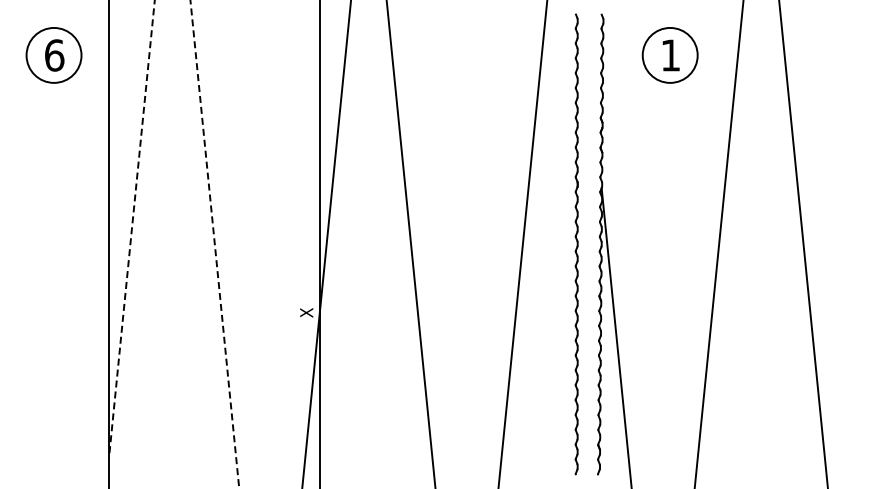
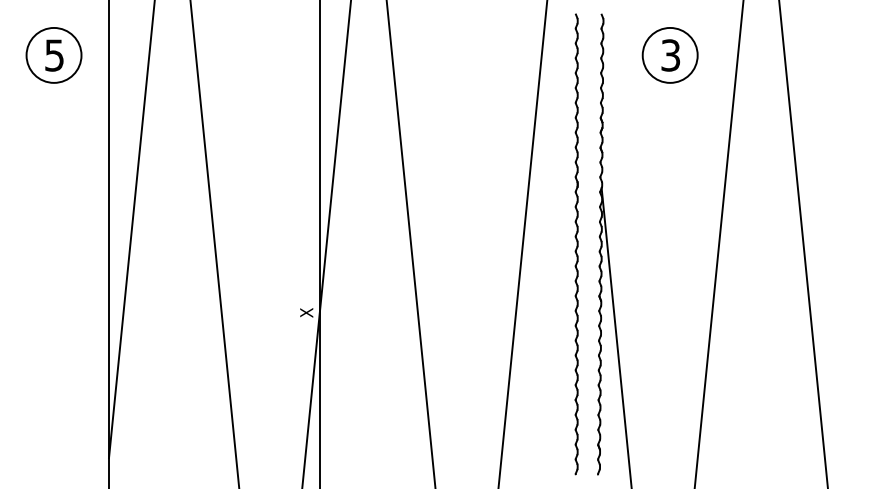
text: 6 -> 5 (54, 55)
text: 1 -> 3 (670, 55)
line: dashed -> solid (131, 229)
line: dashed -> solid (214, 243)
